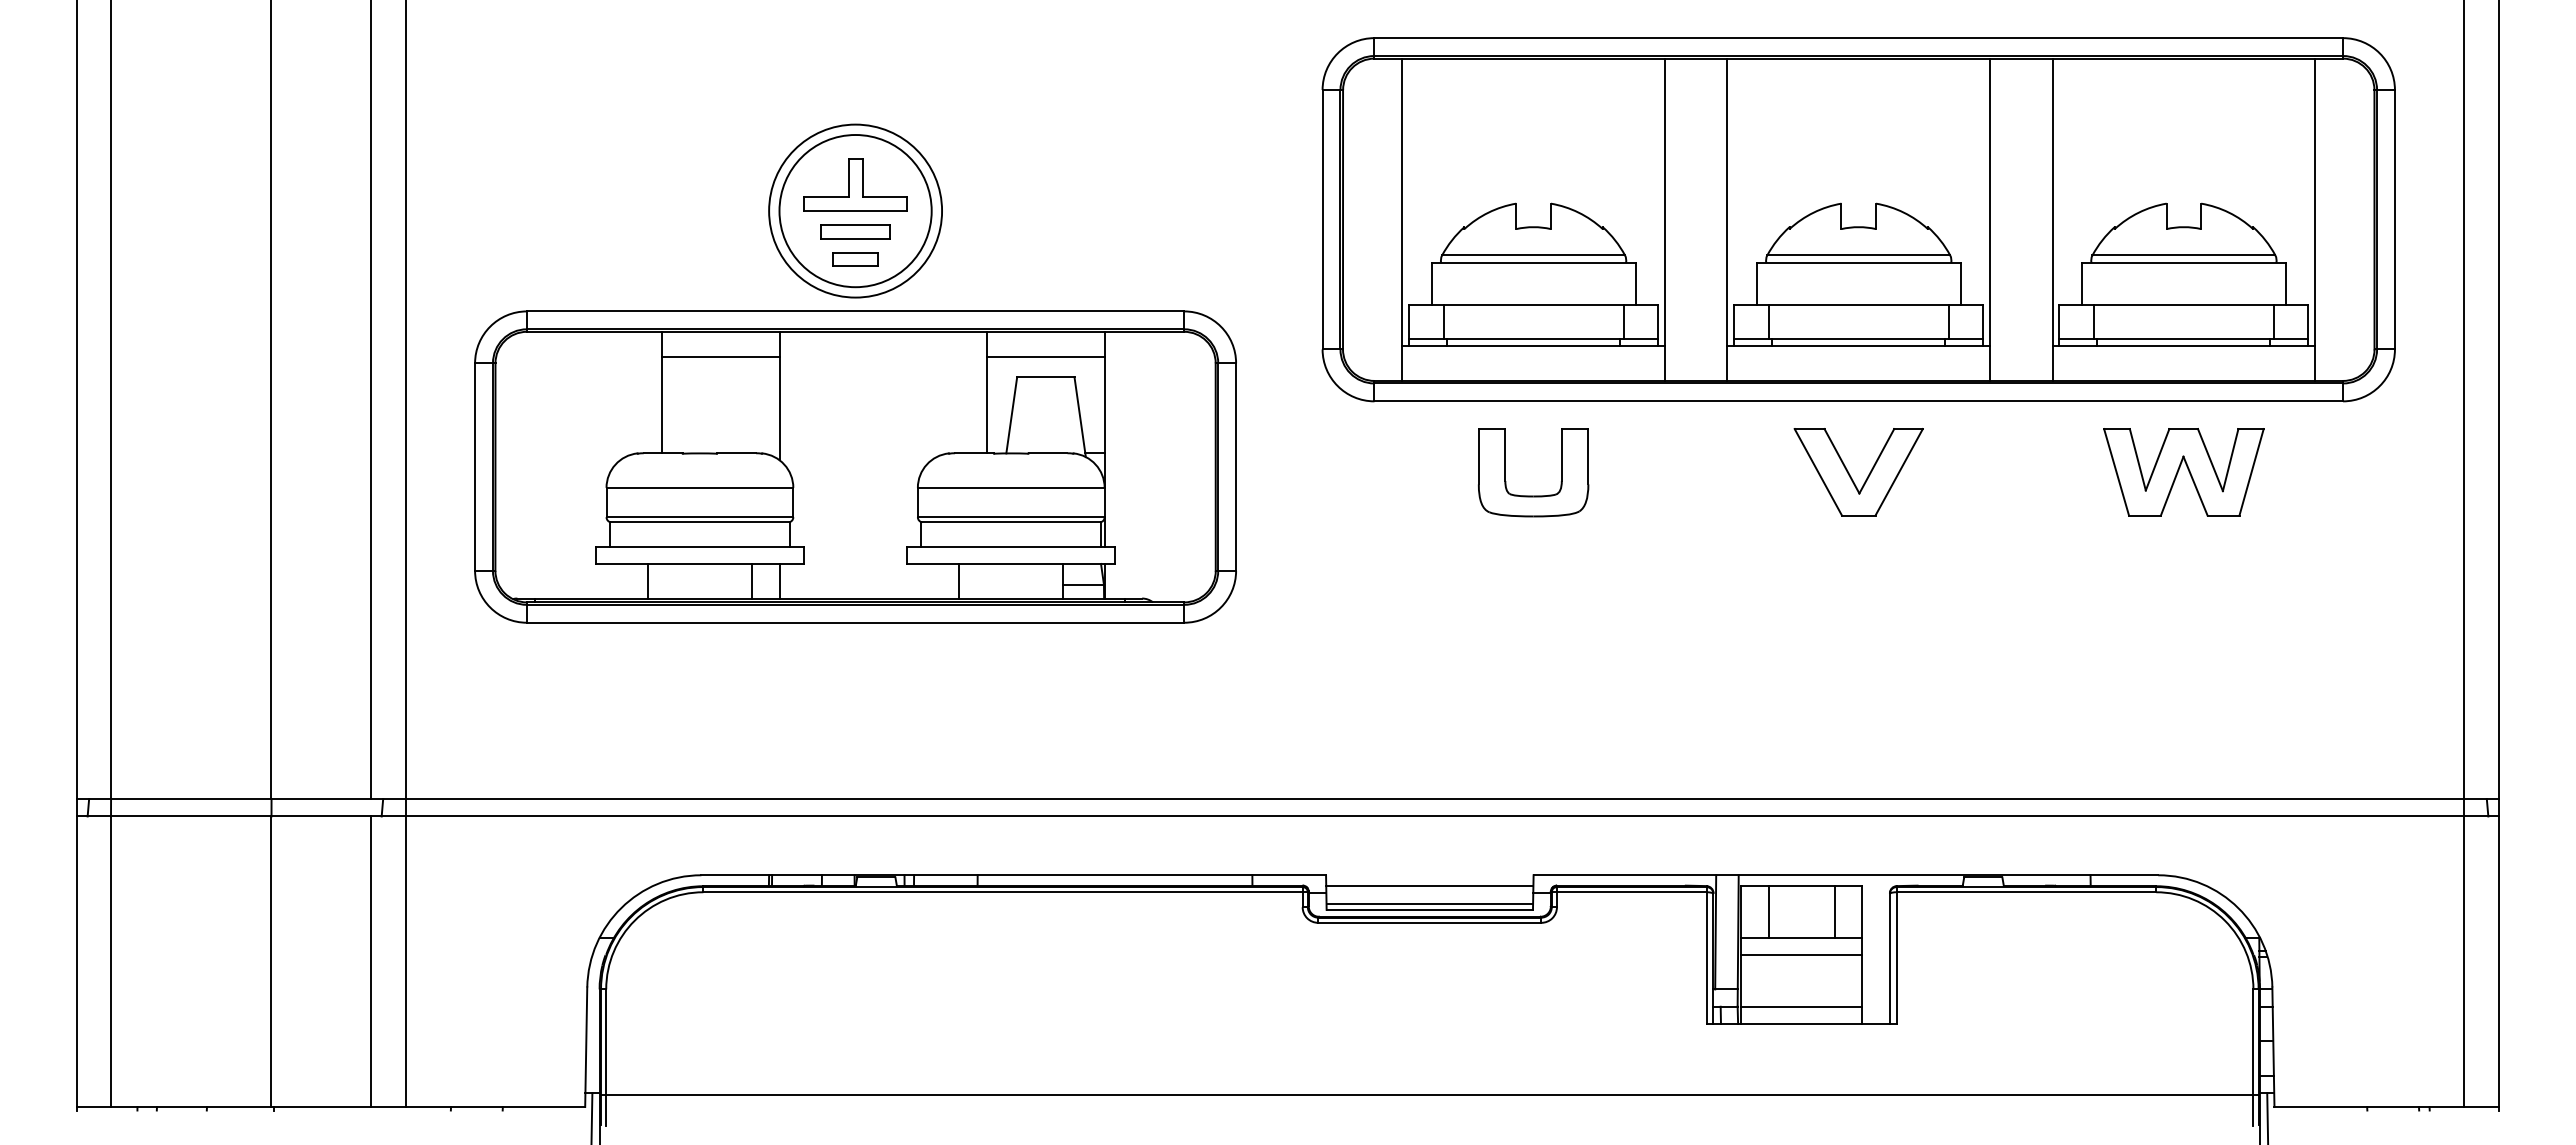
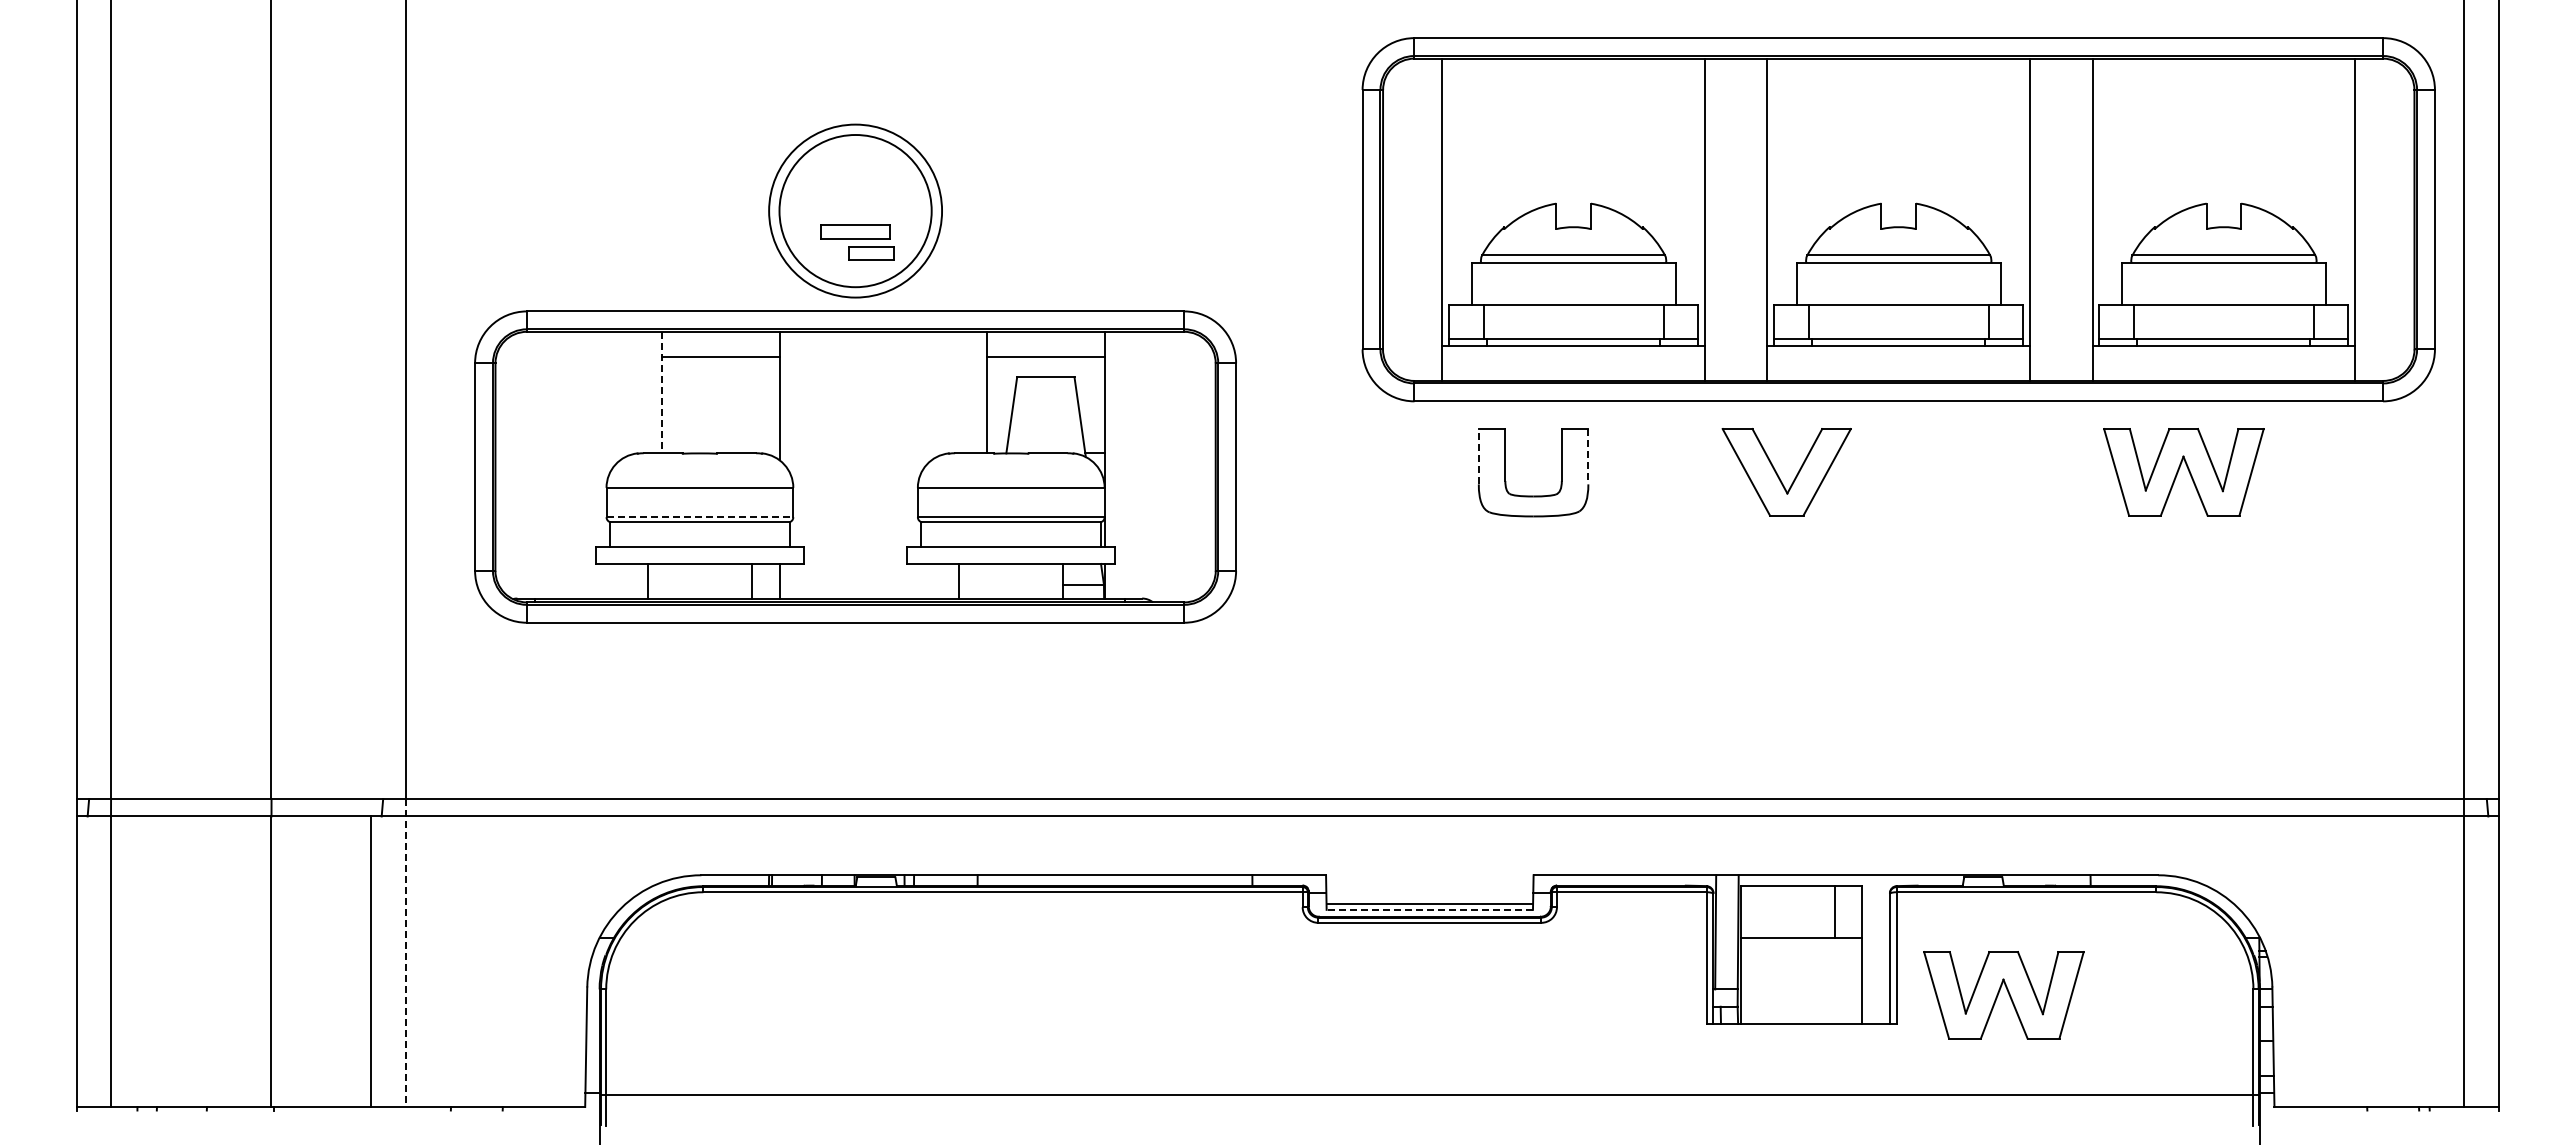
part: present -> none (855, 184)
part position: (1858, 219) -> (1898, 219) (1898, 219)
part position: (855, 259) -> (871, 253) (871, 253)
line: solid -> dashed (661, 392)
line: present -> none (371, 400)
line: solid -> dashed (1478, 456)
line: solid -> dashed (1588, 456)
part position: (1851, 476) -> (1779, 476) (1779, 476)
line: solid -> dashed (700, 517)
line: present -> none (1429, 885)
line: solid -> dashed (1429, 909)
line: present -> none (1768, 911)
line: solid -> dashed (405, 953)
line: present -> none (1801, 954)
part: none -> present (2003, 995)
line: present -> none (1801, 1006)
line: present -> none (591, 1117)
line: present -> none (2267, 1117)
